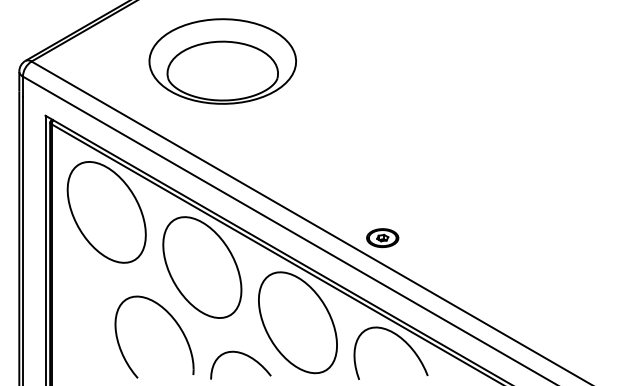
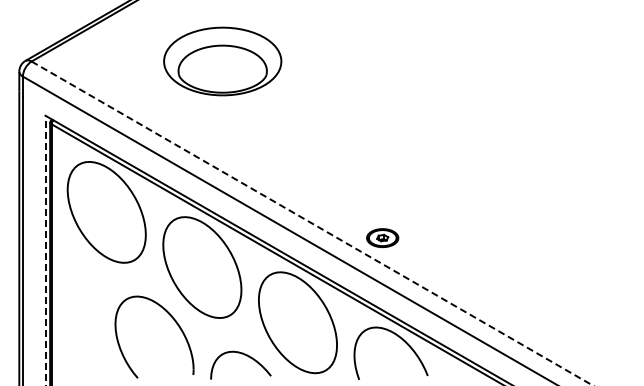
part size: 149x87 px -> 120x71 px (222, 61)
line: solid -> dashed (312, 223)
line: solid -> dashed (45, 250)
